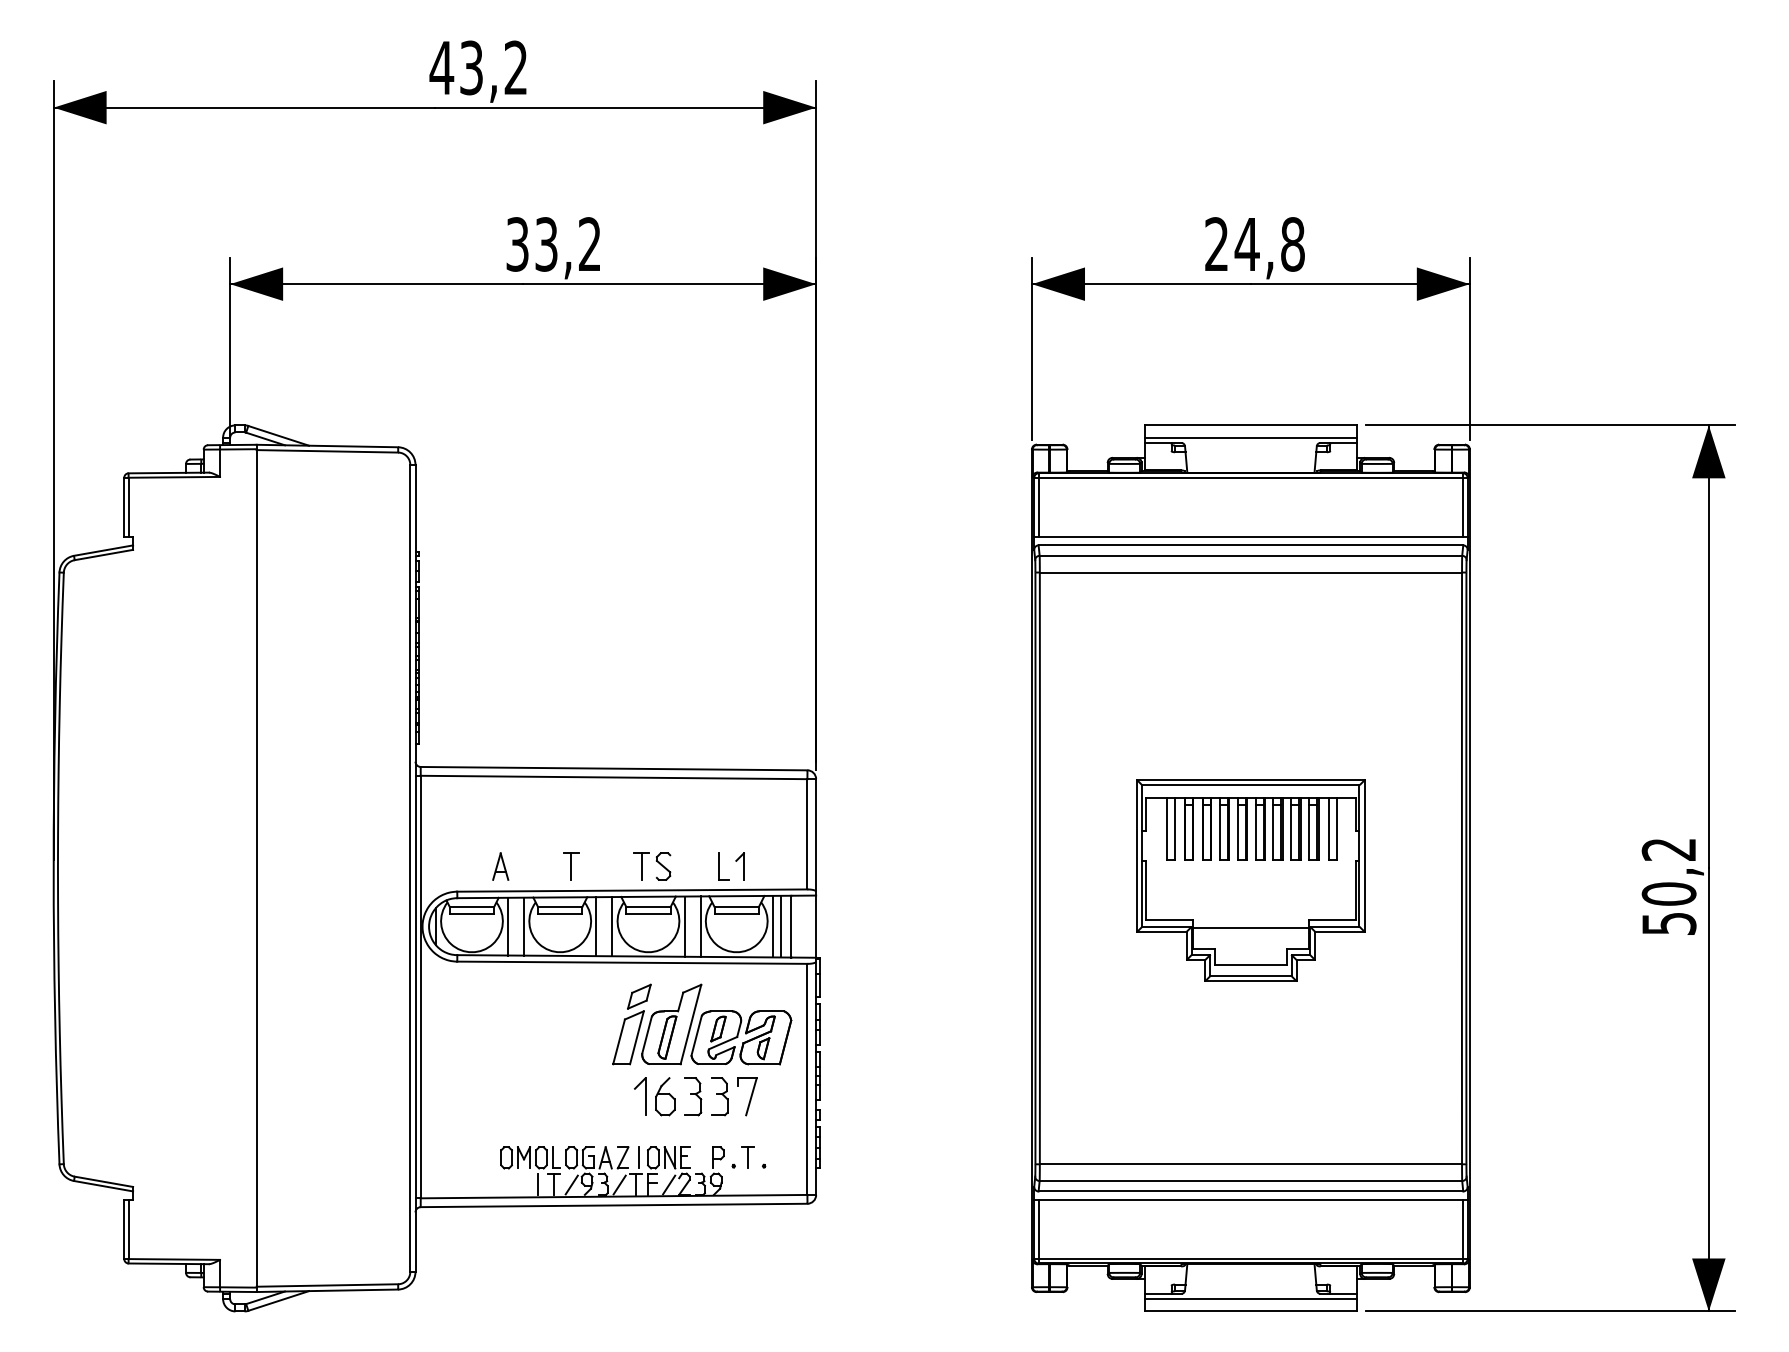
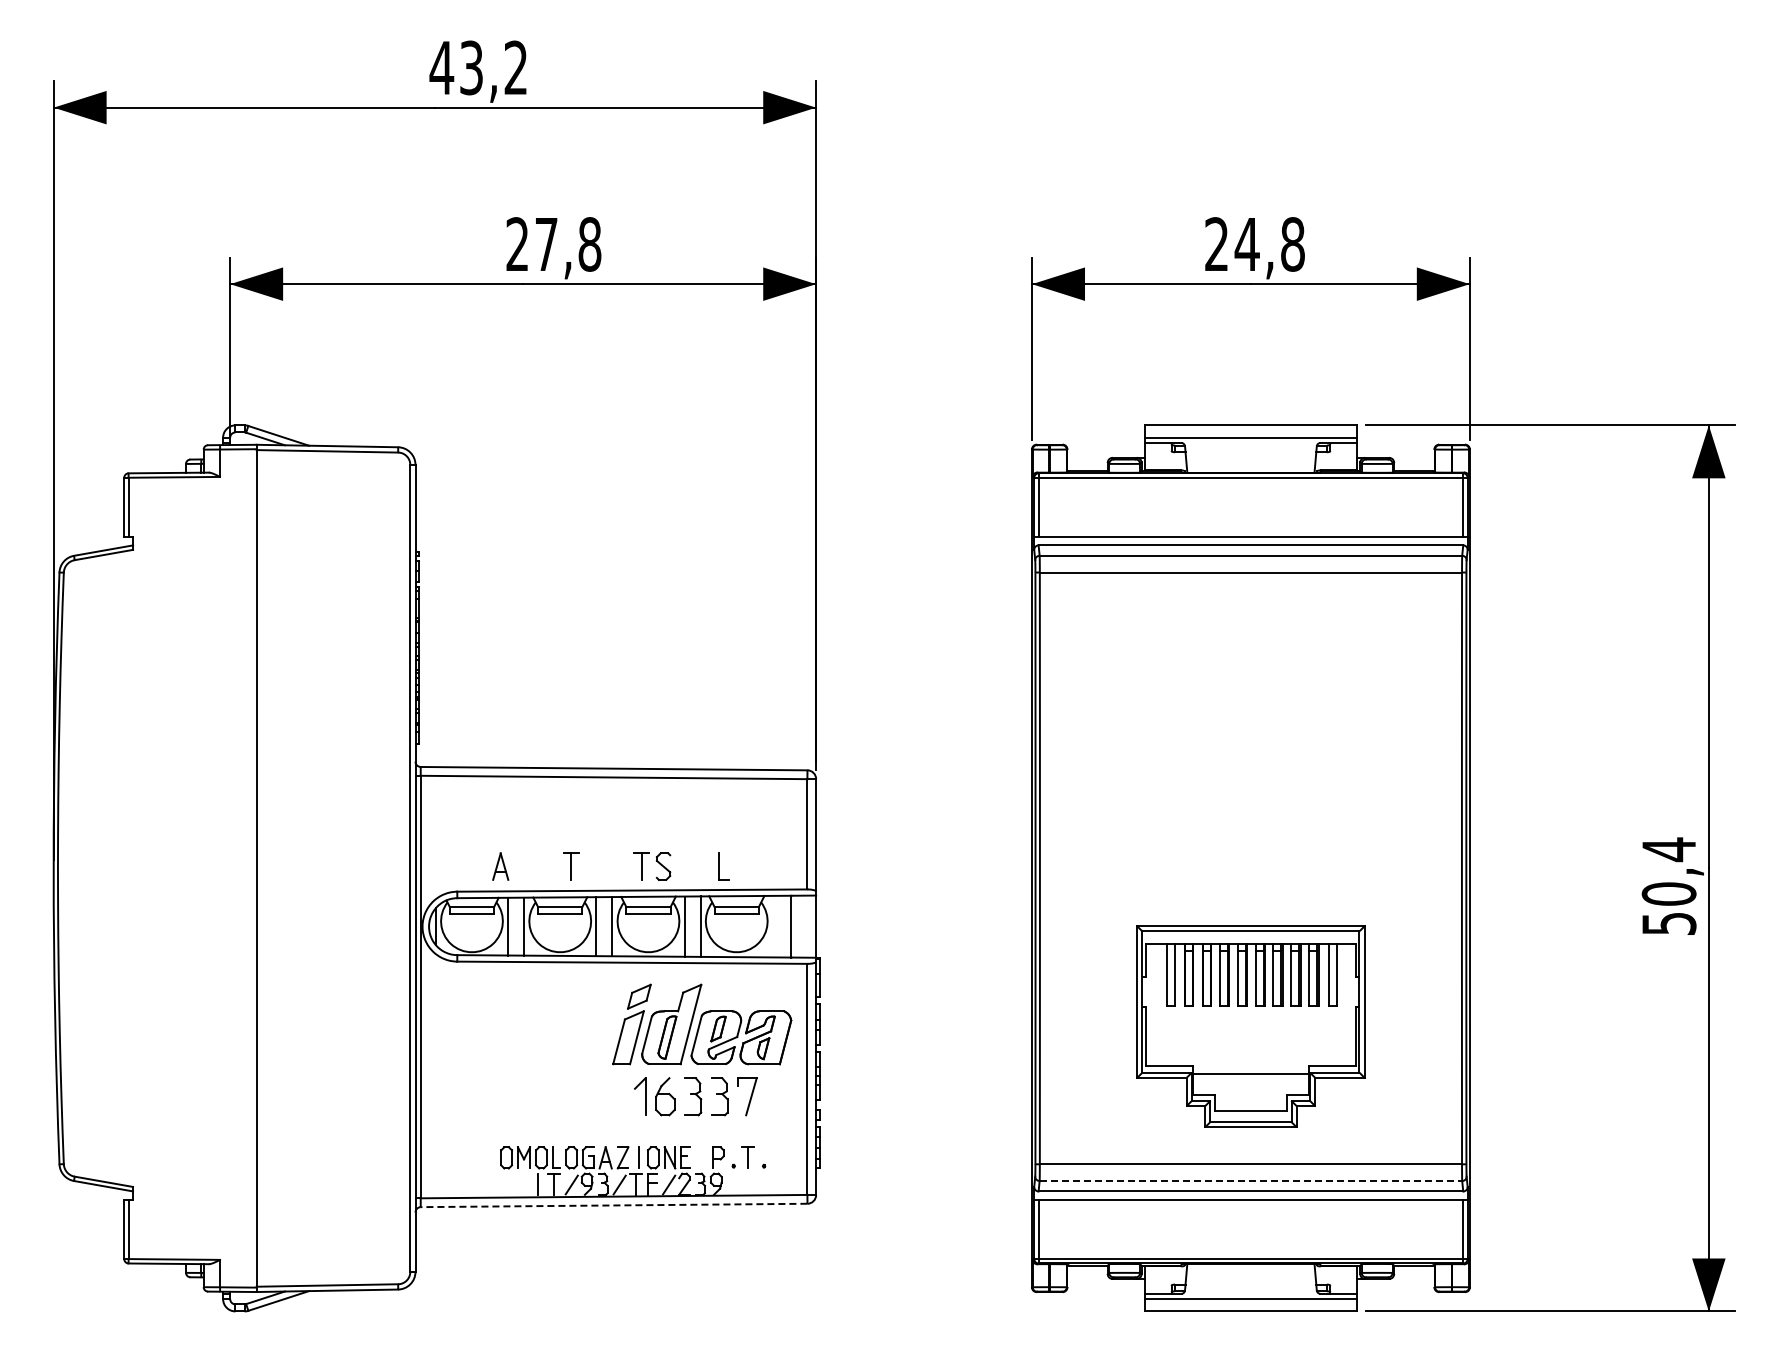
text: 33,2 -> 27,8 (553, 244)
text: 50,2 -> 50,4 (1668, 849)
part: present -> none (739, 866)
part position: (1250, 880) -> (1250, 1026) (1250, 1026)
line: present -> none (772, 926)
line: present -> none (780, 926)
line: solid -> dashed (1251, 1181)
line: solid -> dashed (613, 1205)
